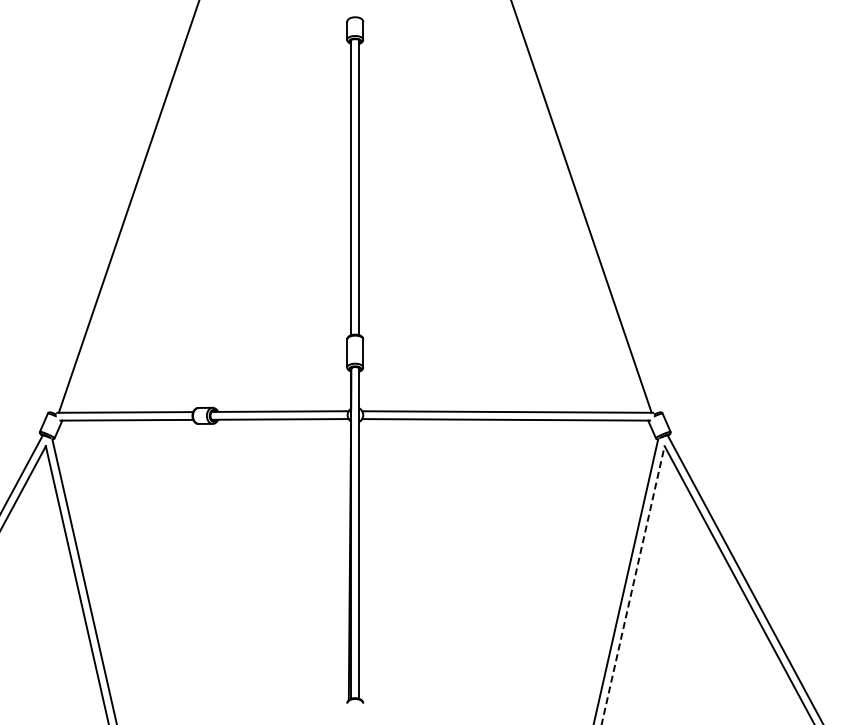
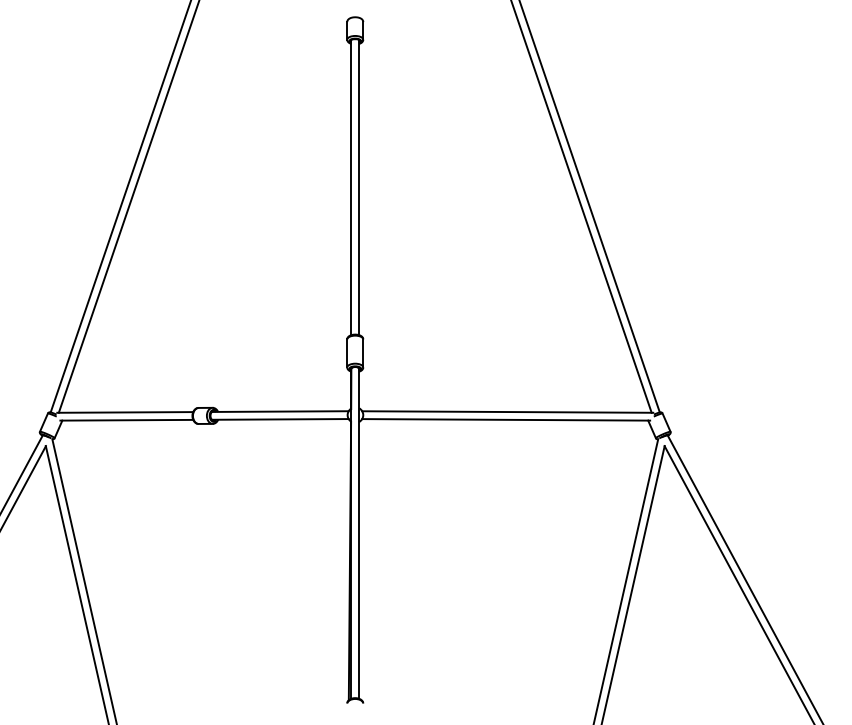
line: none -> present (120, 207)
line: none -> present (589, 207)
line: dashed -> solid (633, 585)
